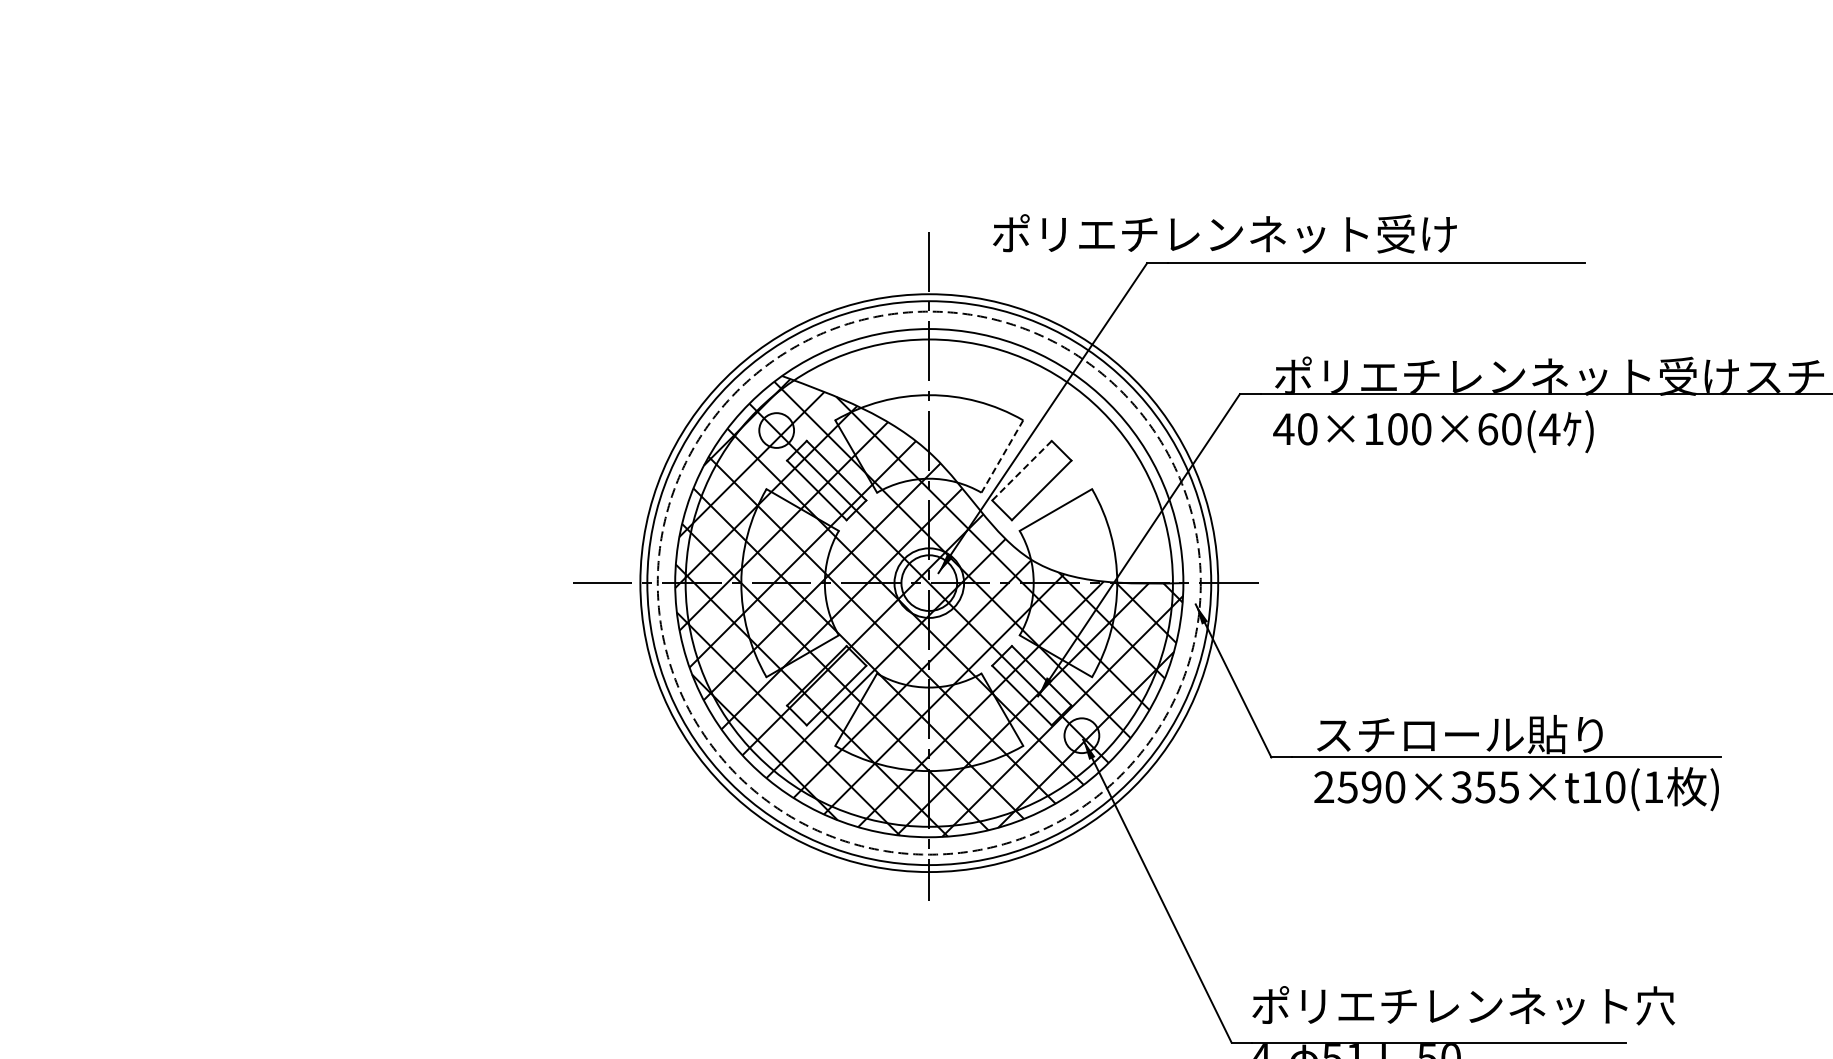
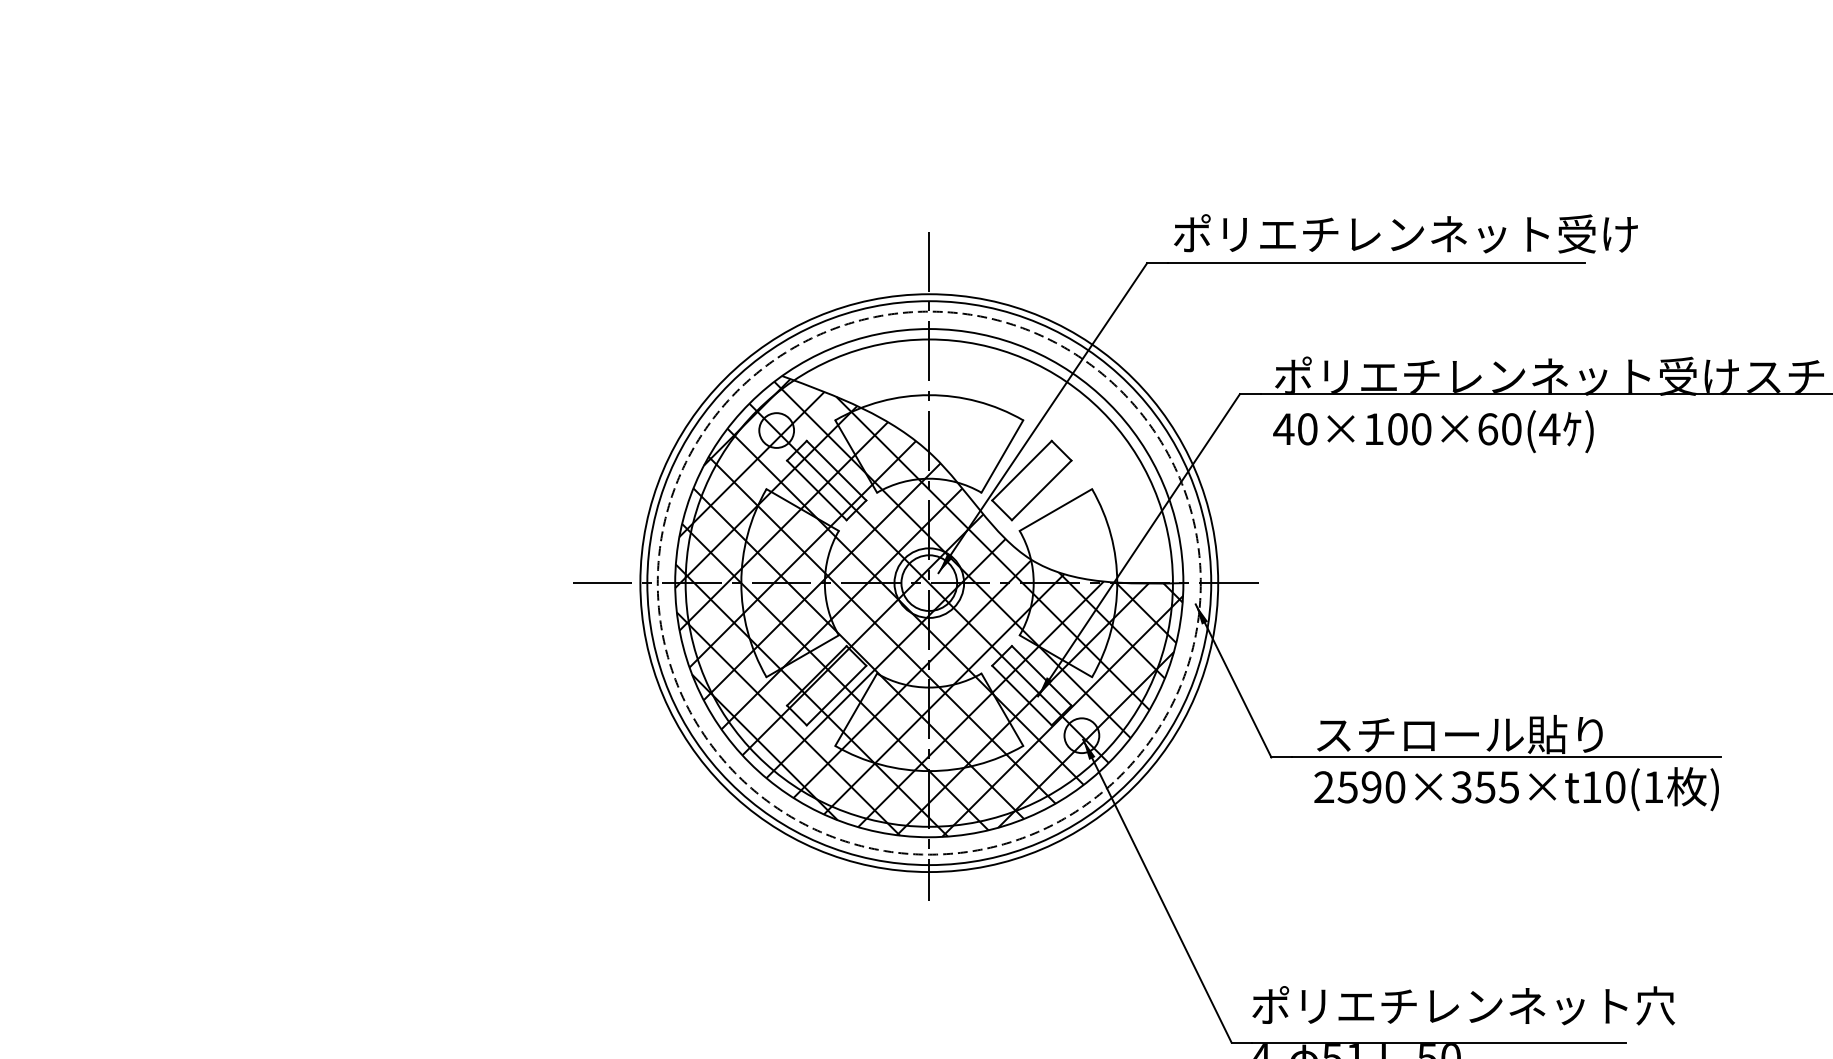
text position: (1224, 233) -> (1405, 233) (1405, 233)
line: dashed -> solid (1002, 456)
line: dashed -> solid (1021, 471)
